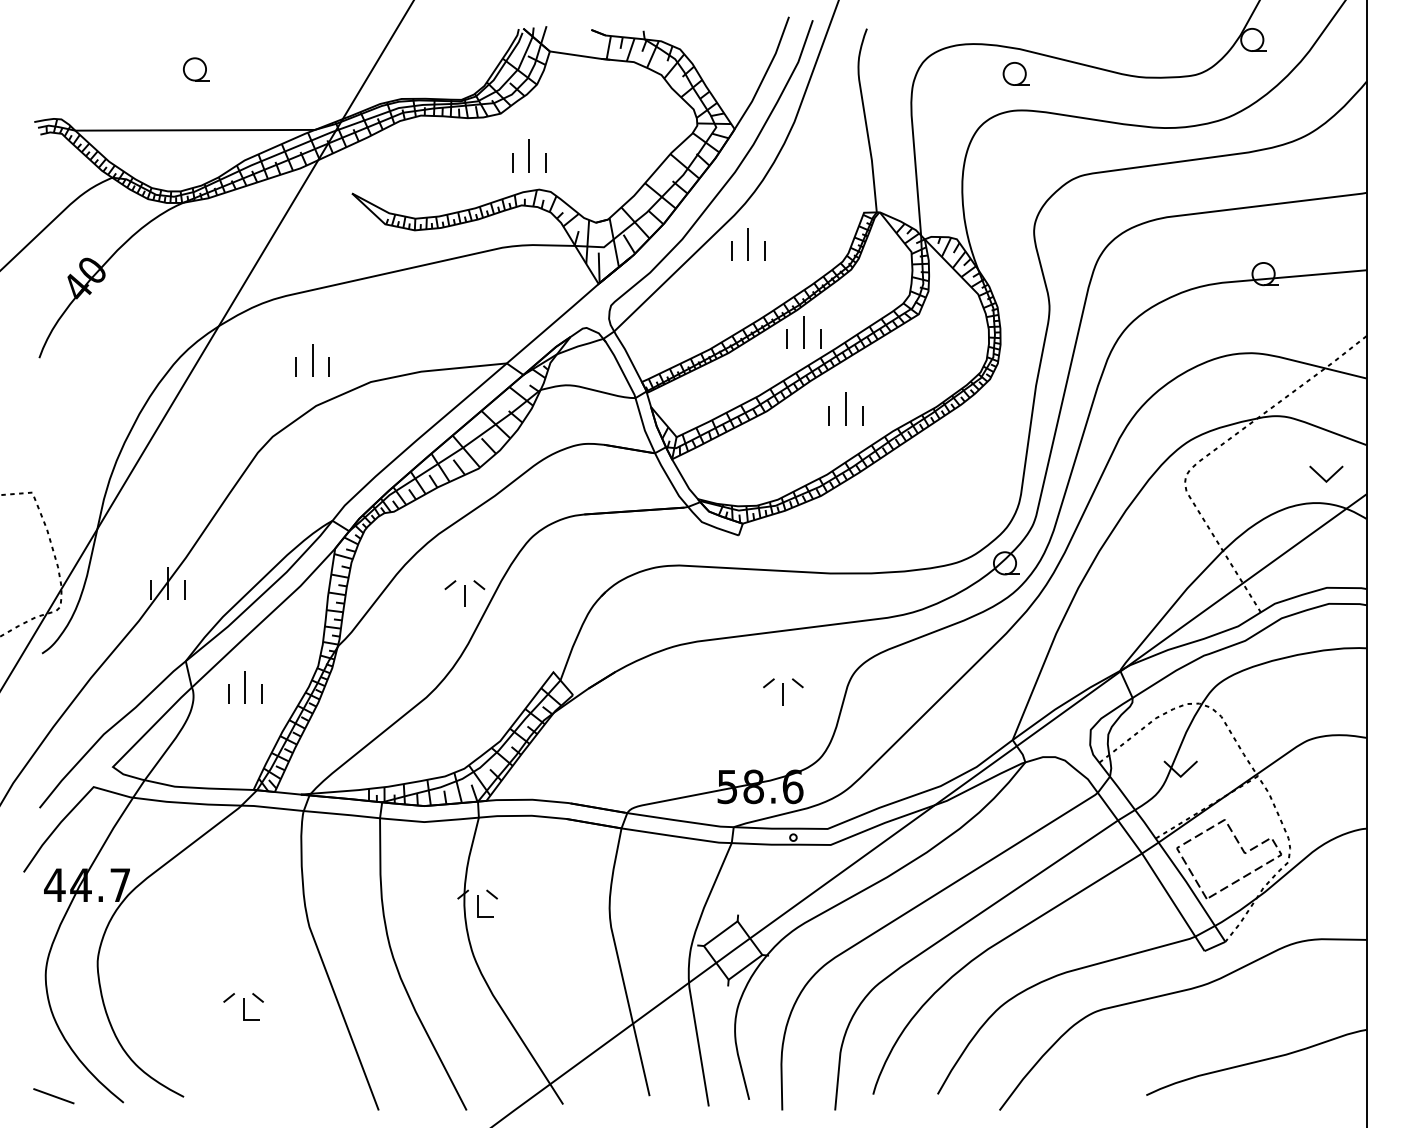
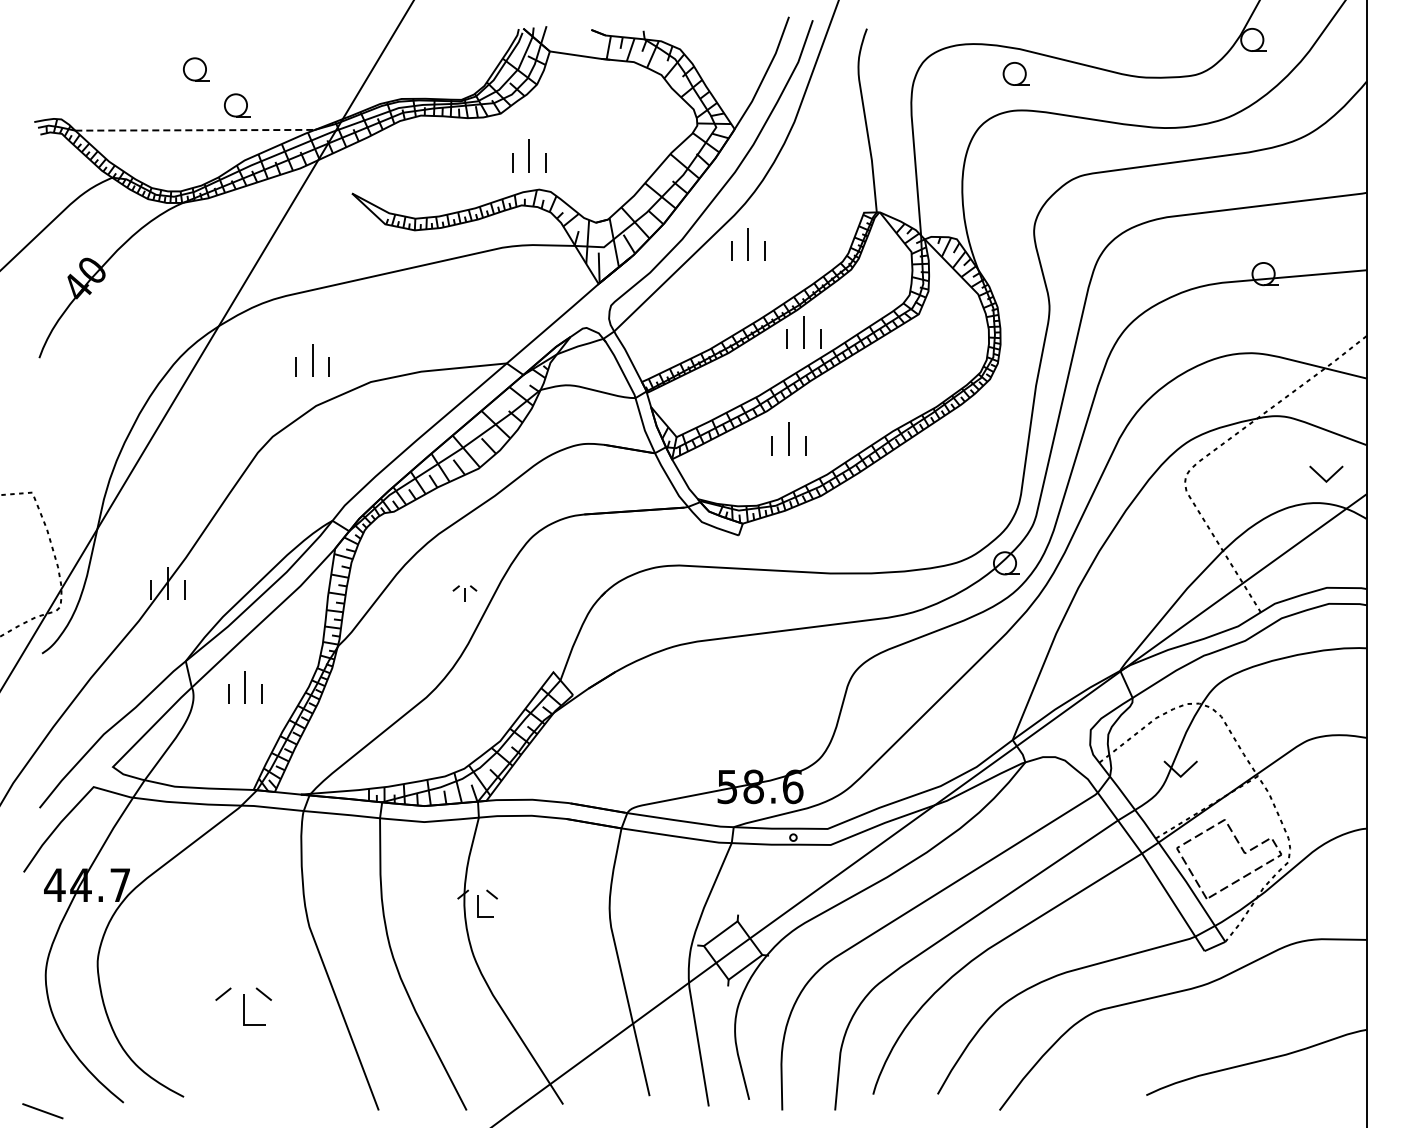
part: none -> present (237, 105)
line: solid -> dashed (195, 130)
part position: (845, 408) -> (788, 438) (788, 438)
part size: 42x27 px -> 26x17 px (464, 593)
part: present -> none (783, 691)
part size: 41x28 px -> 57x39 px (243, 1006)
line position: (53, 1096) -> (42, 1111) (42, 1111)
